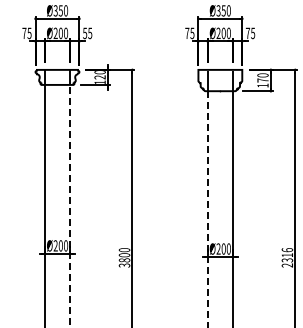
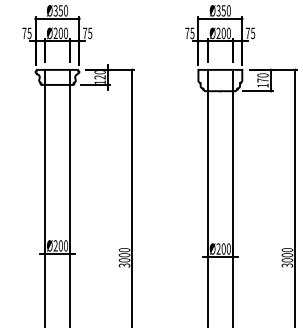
text: 55 -> 75 (85, 33)
line: dashed -> solid (70, 205)
line: dashed -> solid (207, 209)
text: 2316 -> 3000 (287, 257)
text: 3800 -> 3000 (124, 260)
